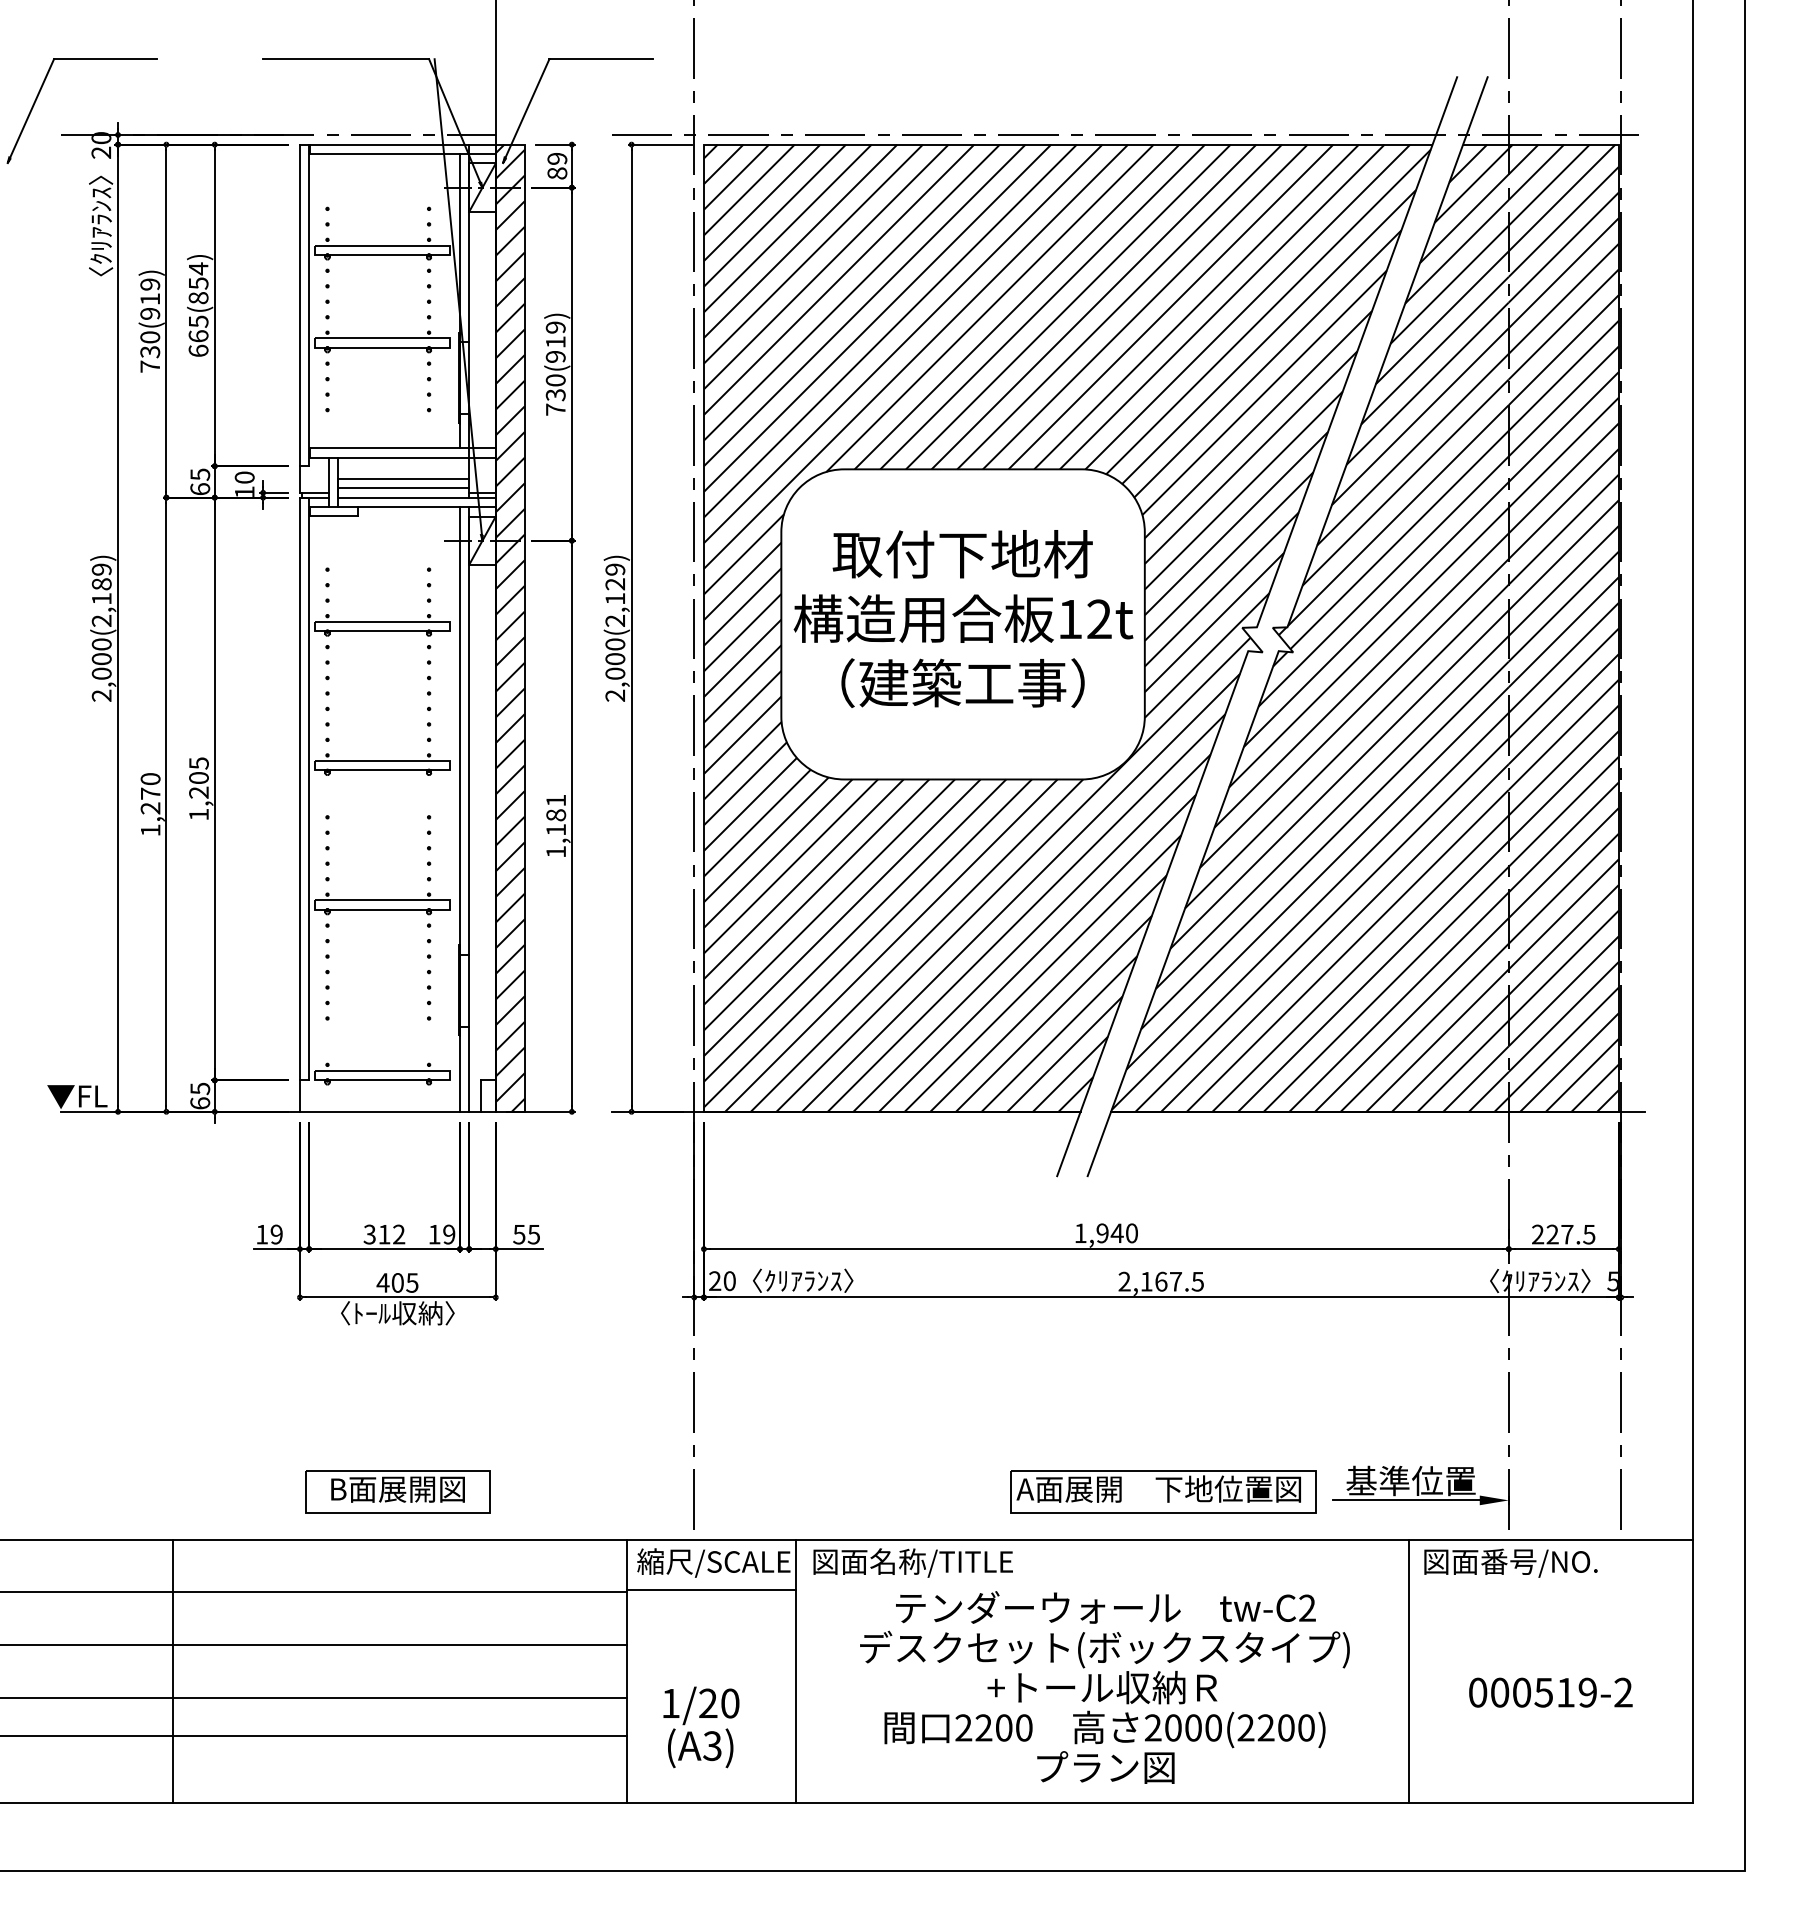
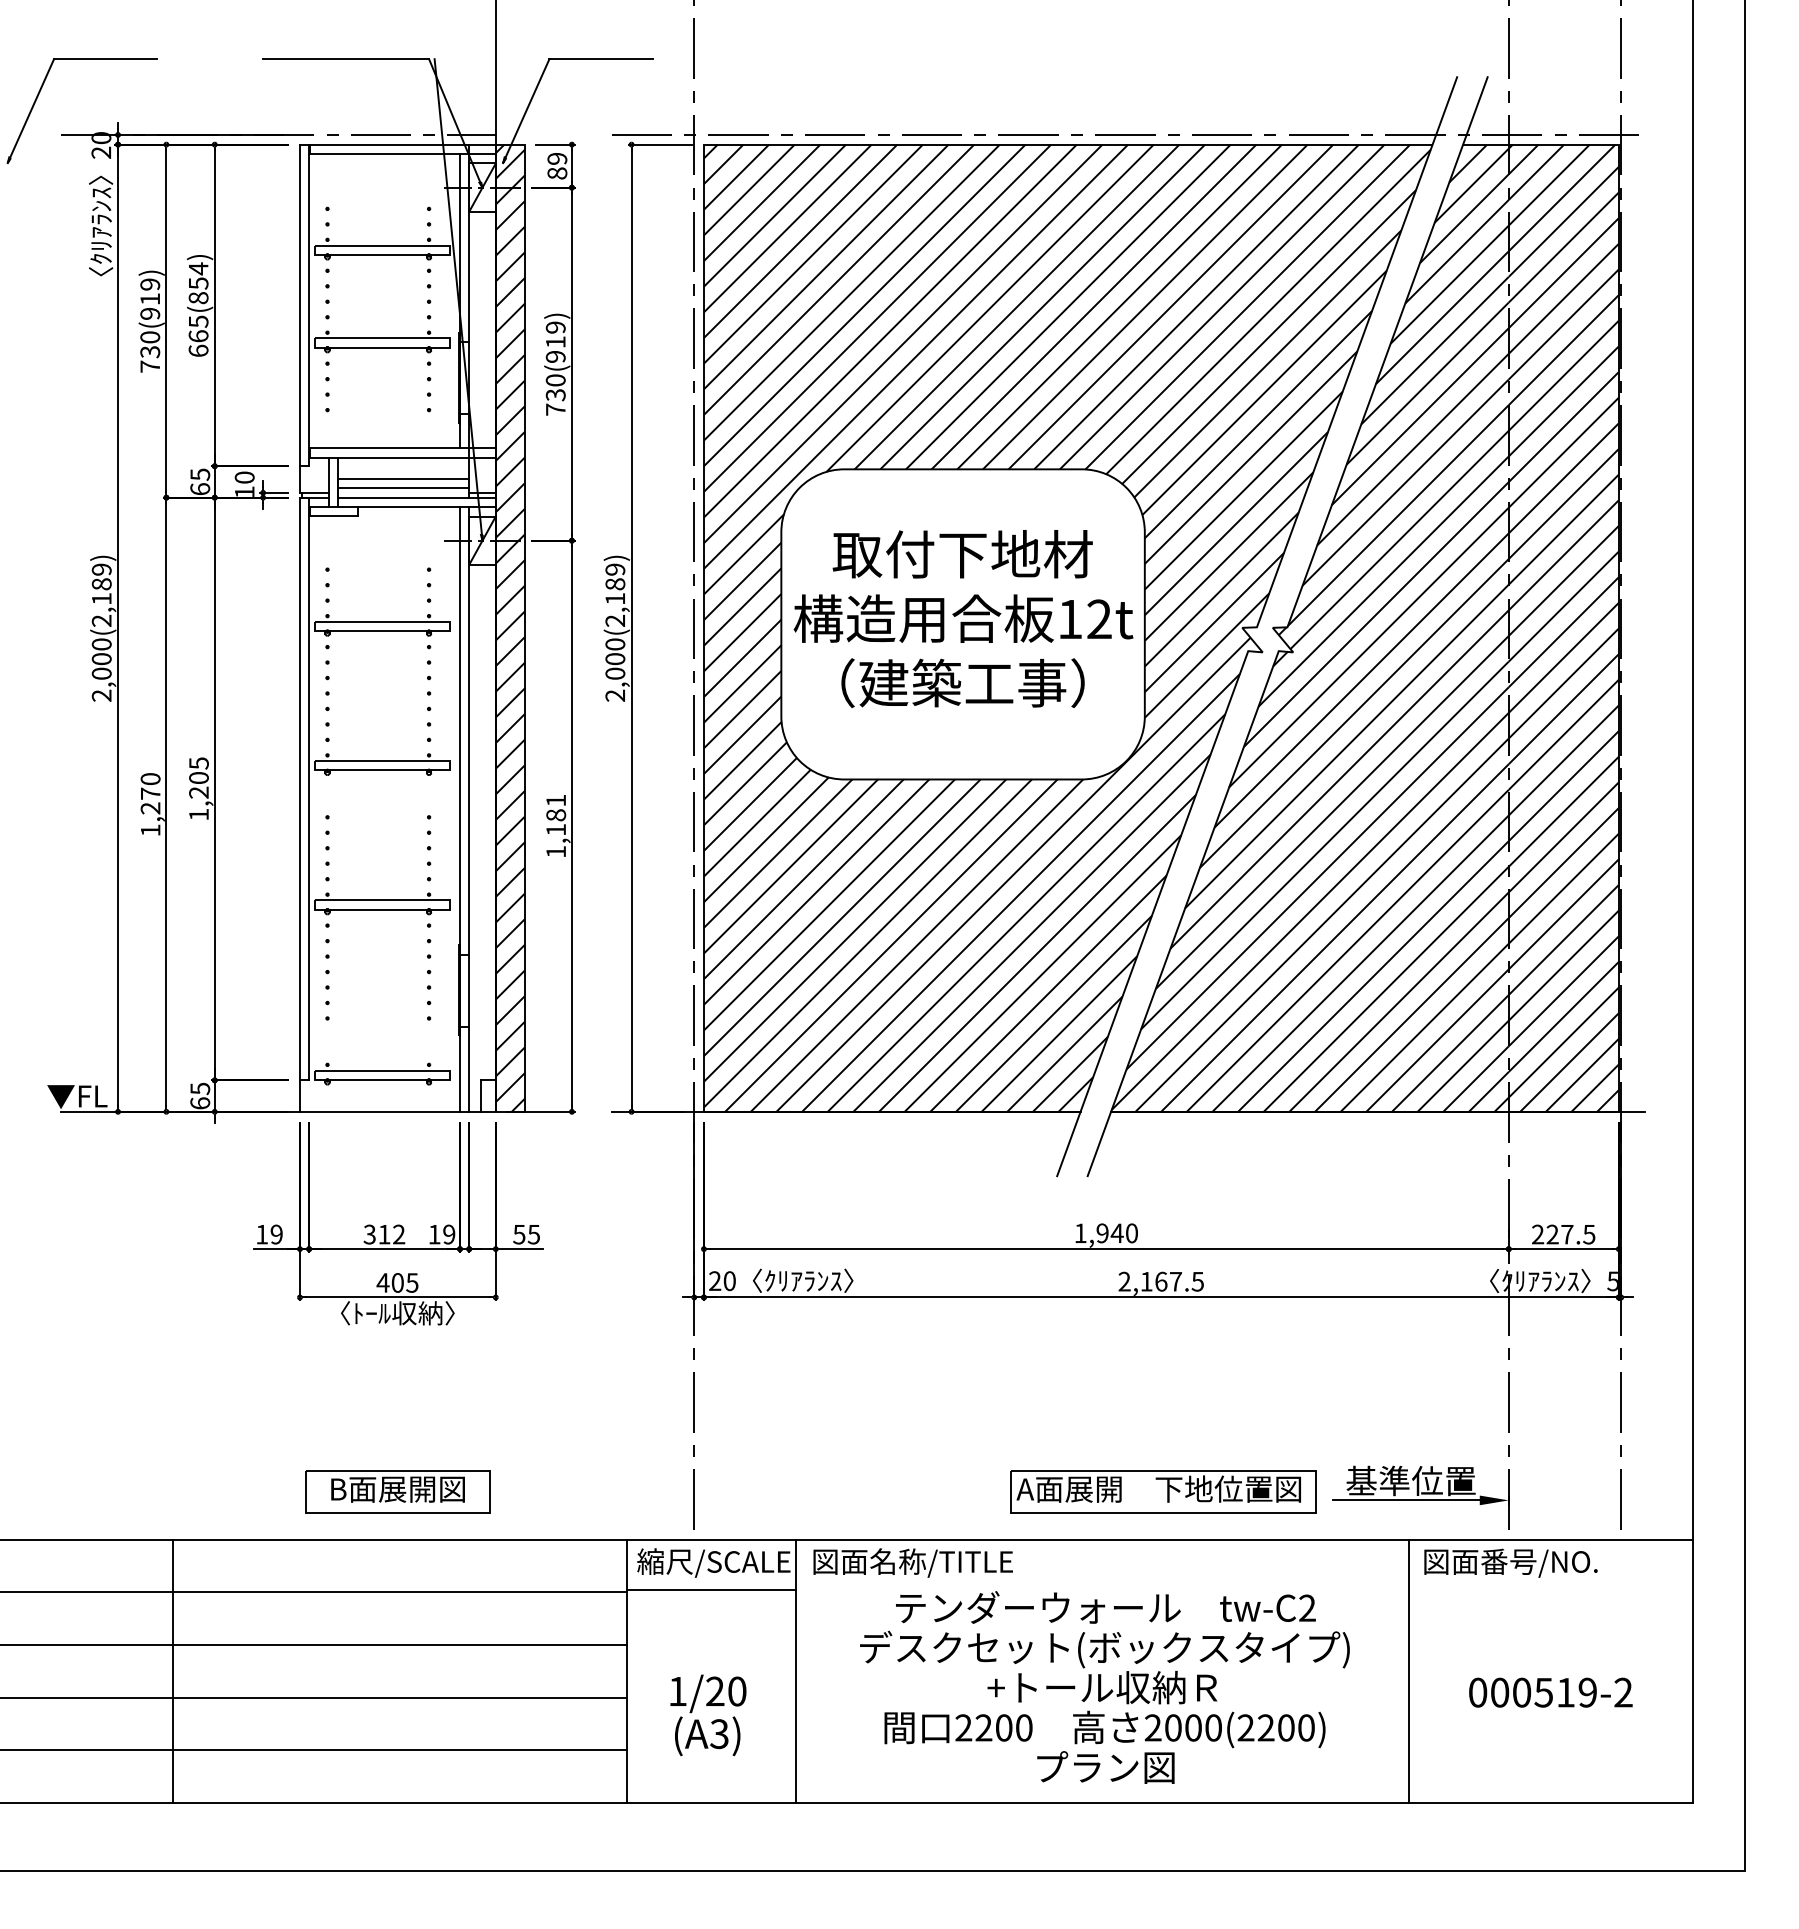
text: 2,000(2,129) -> 2,000(2,189) (615, 584)
text position: (701, 1727) -> (708, 1715) (708, 1715)
line position: (314, 1736) -> (314, 1750) (314, 1750)
